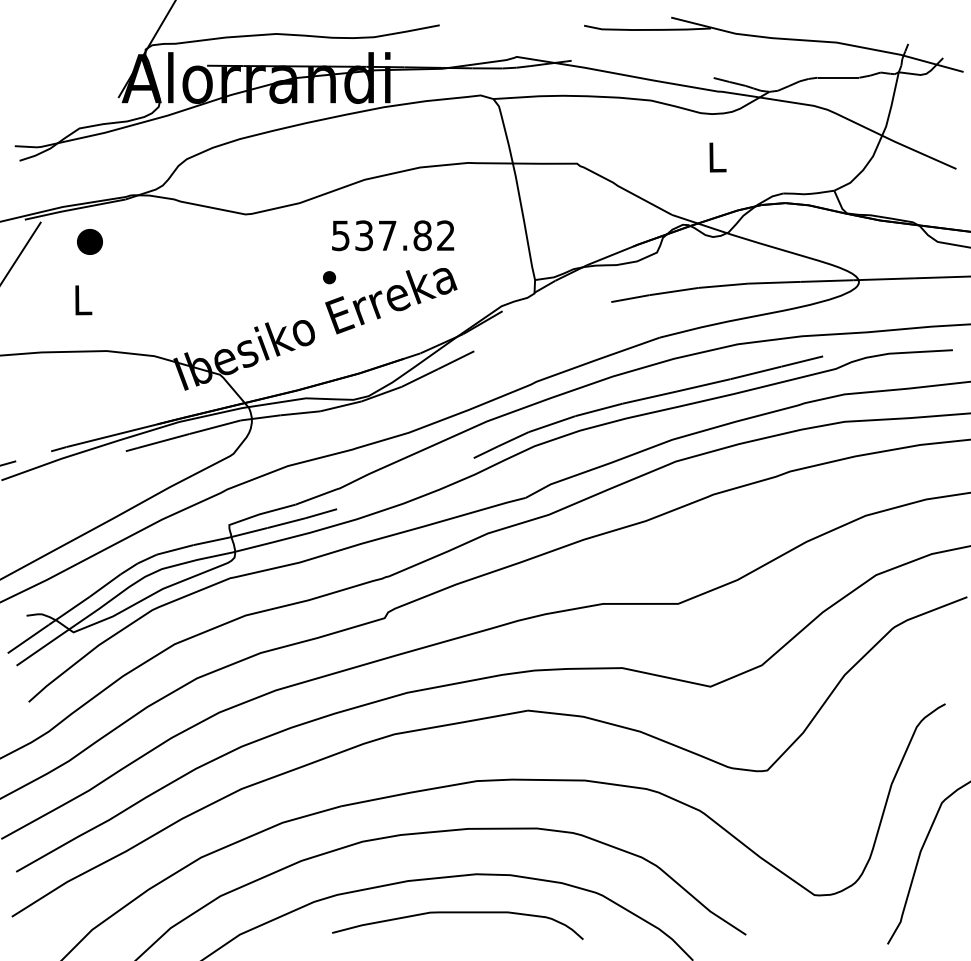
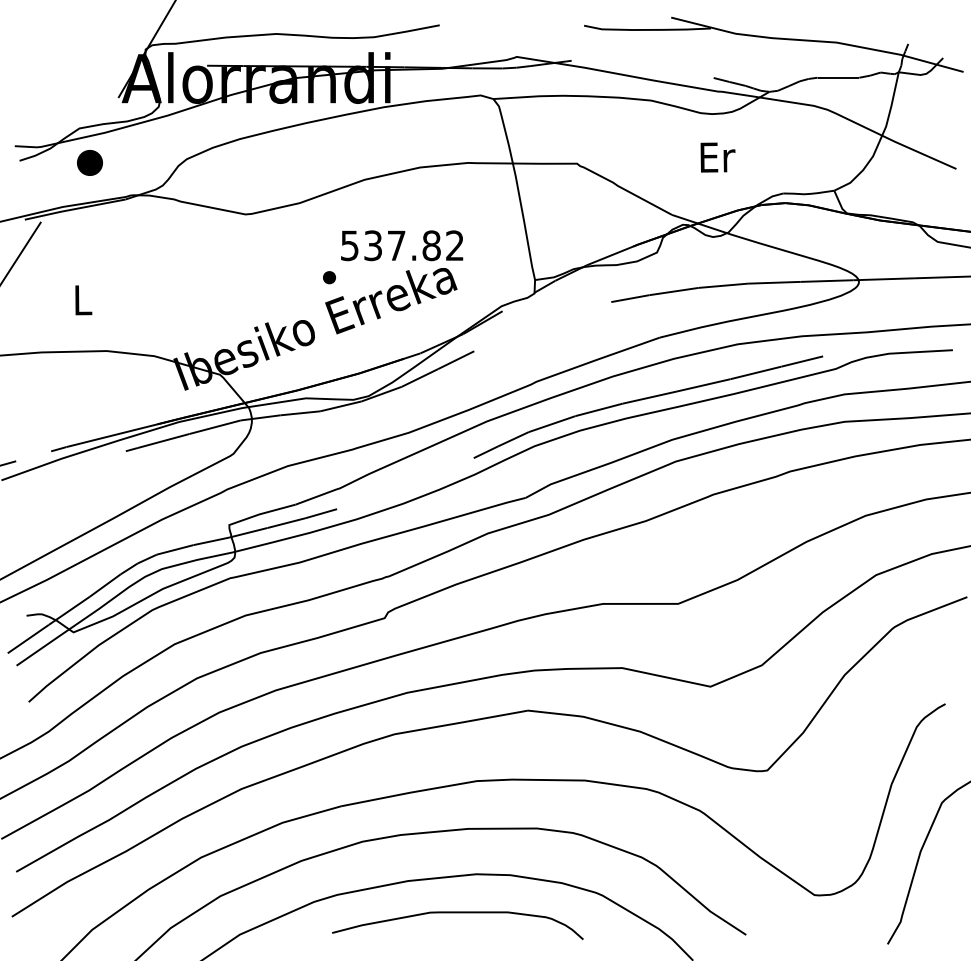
text: L -> Er (717, 157)
text position: (393, 235) -> (402, 245) (402, 245)
part position: (89, 241) -> (89, 162) (89, 162)
